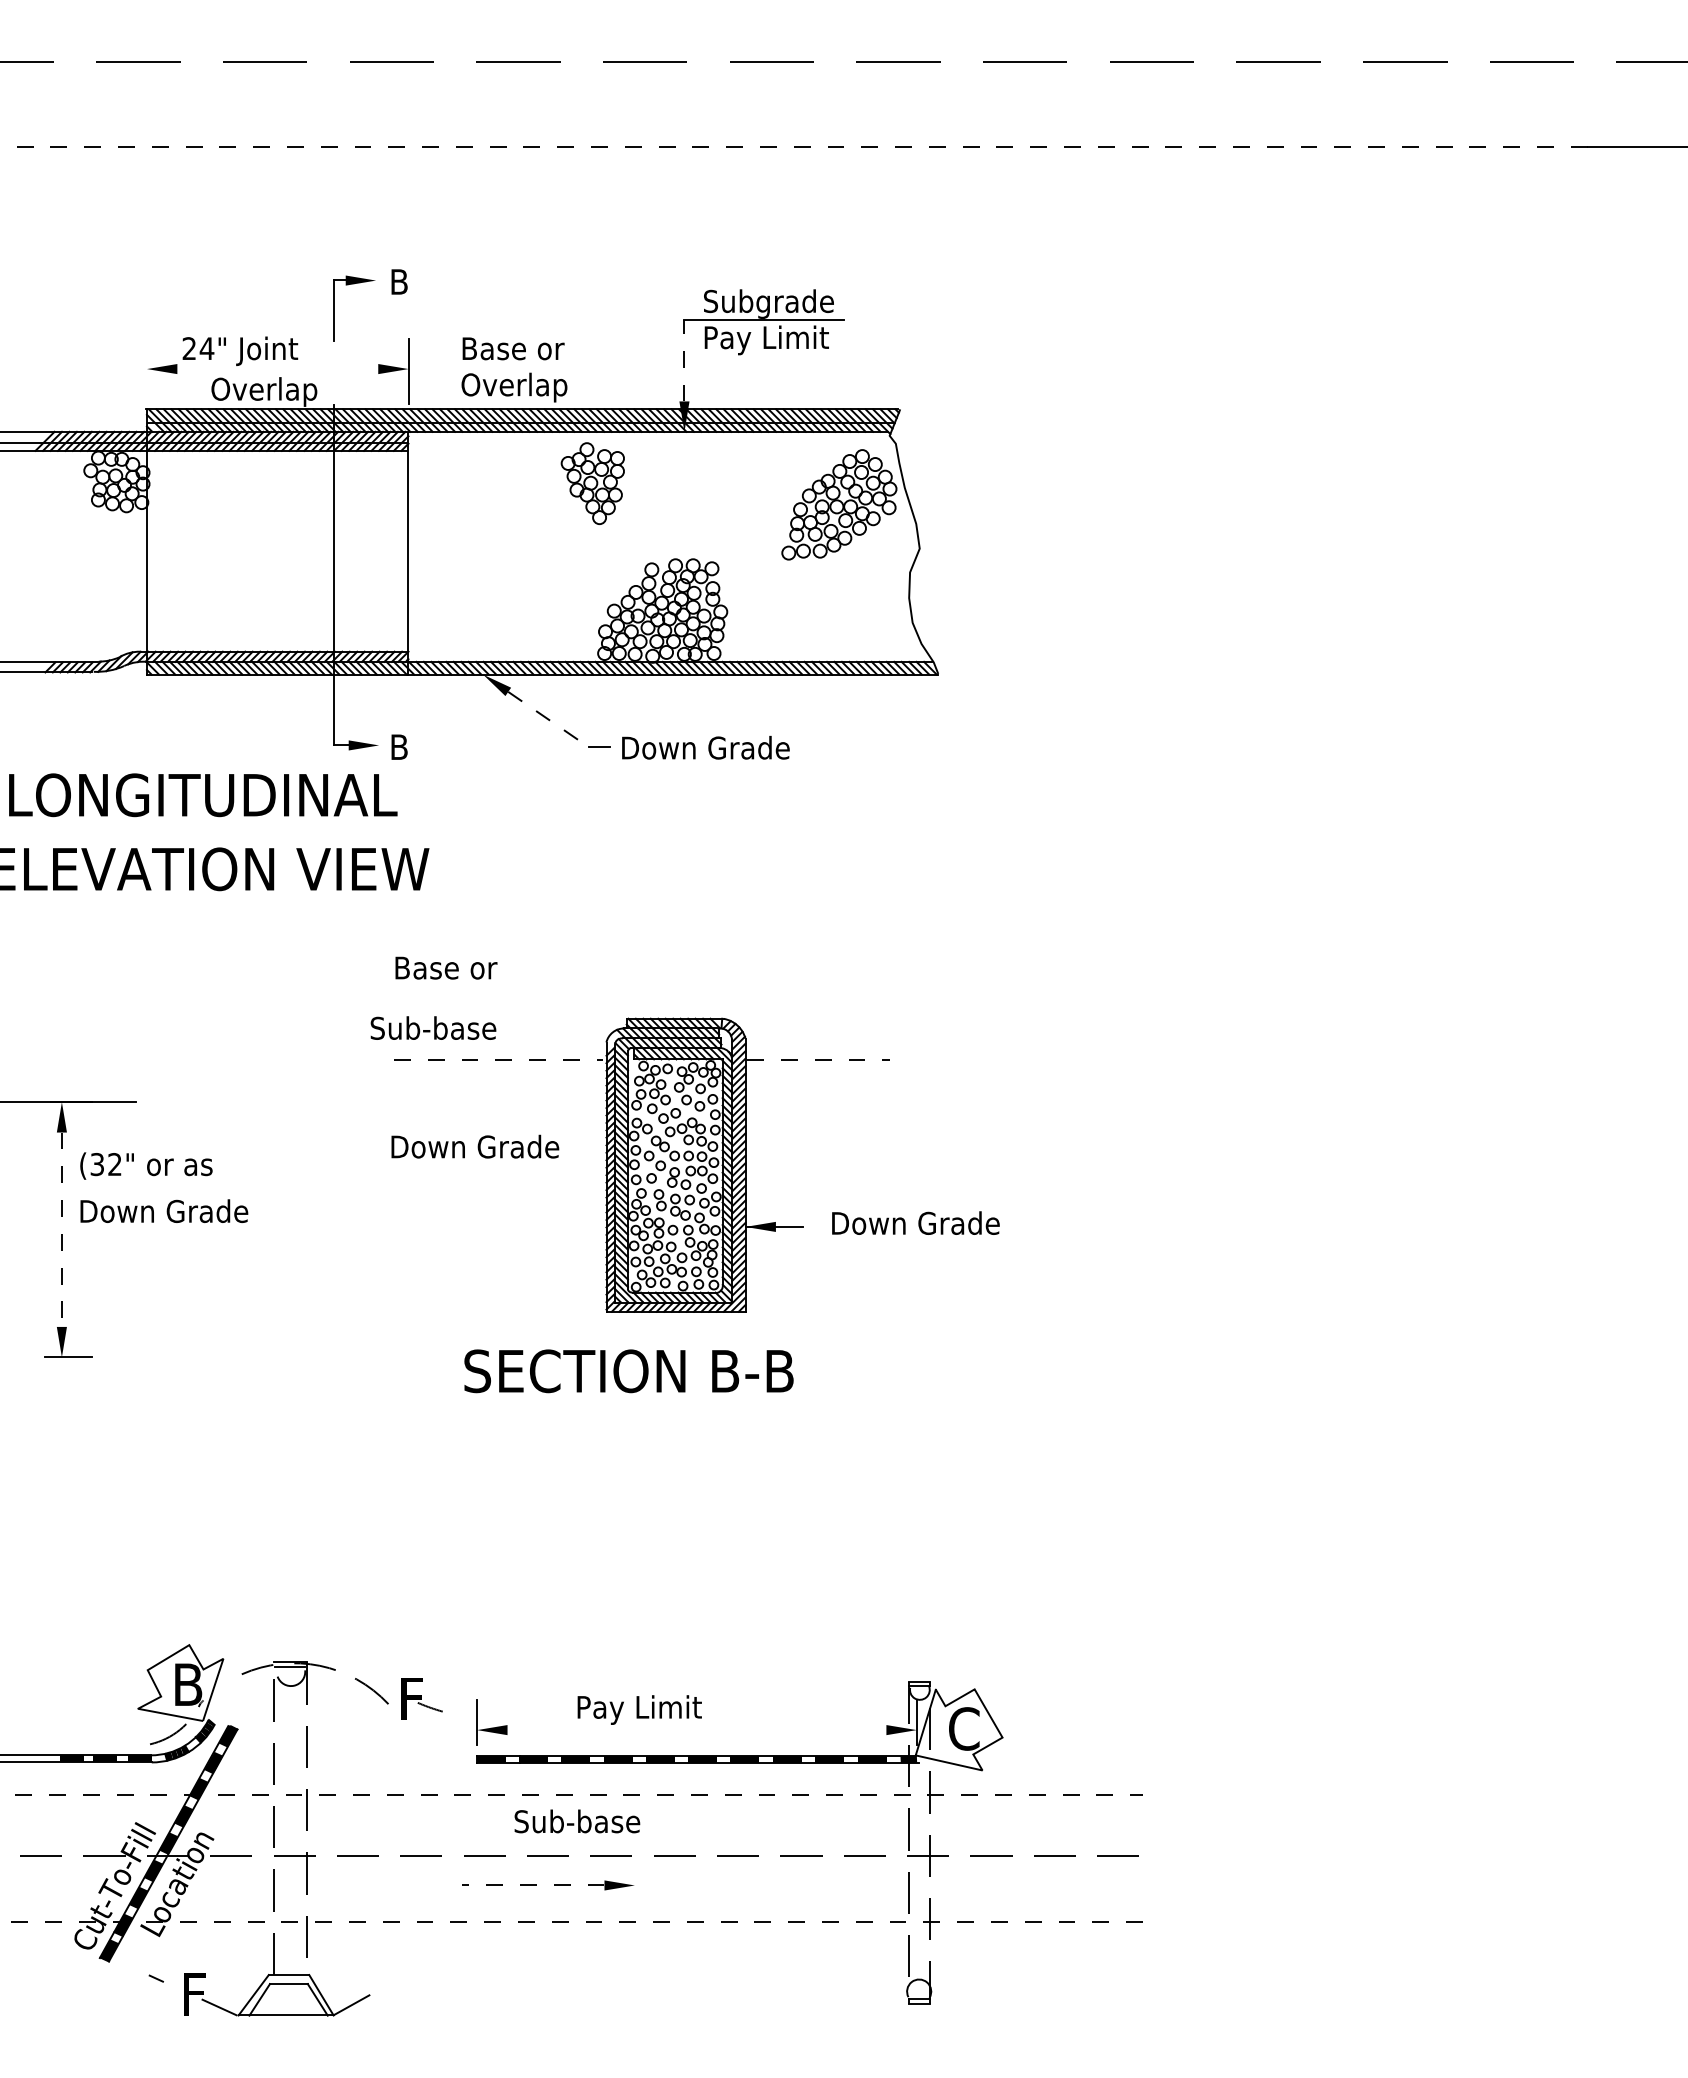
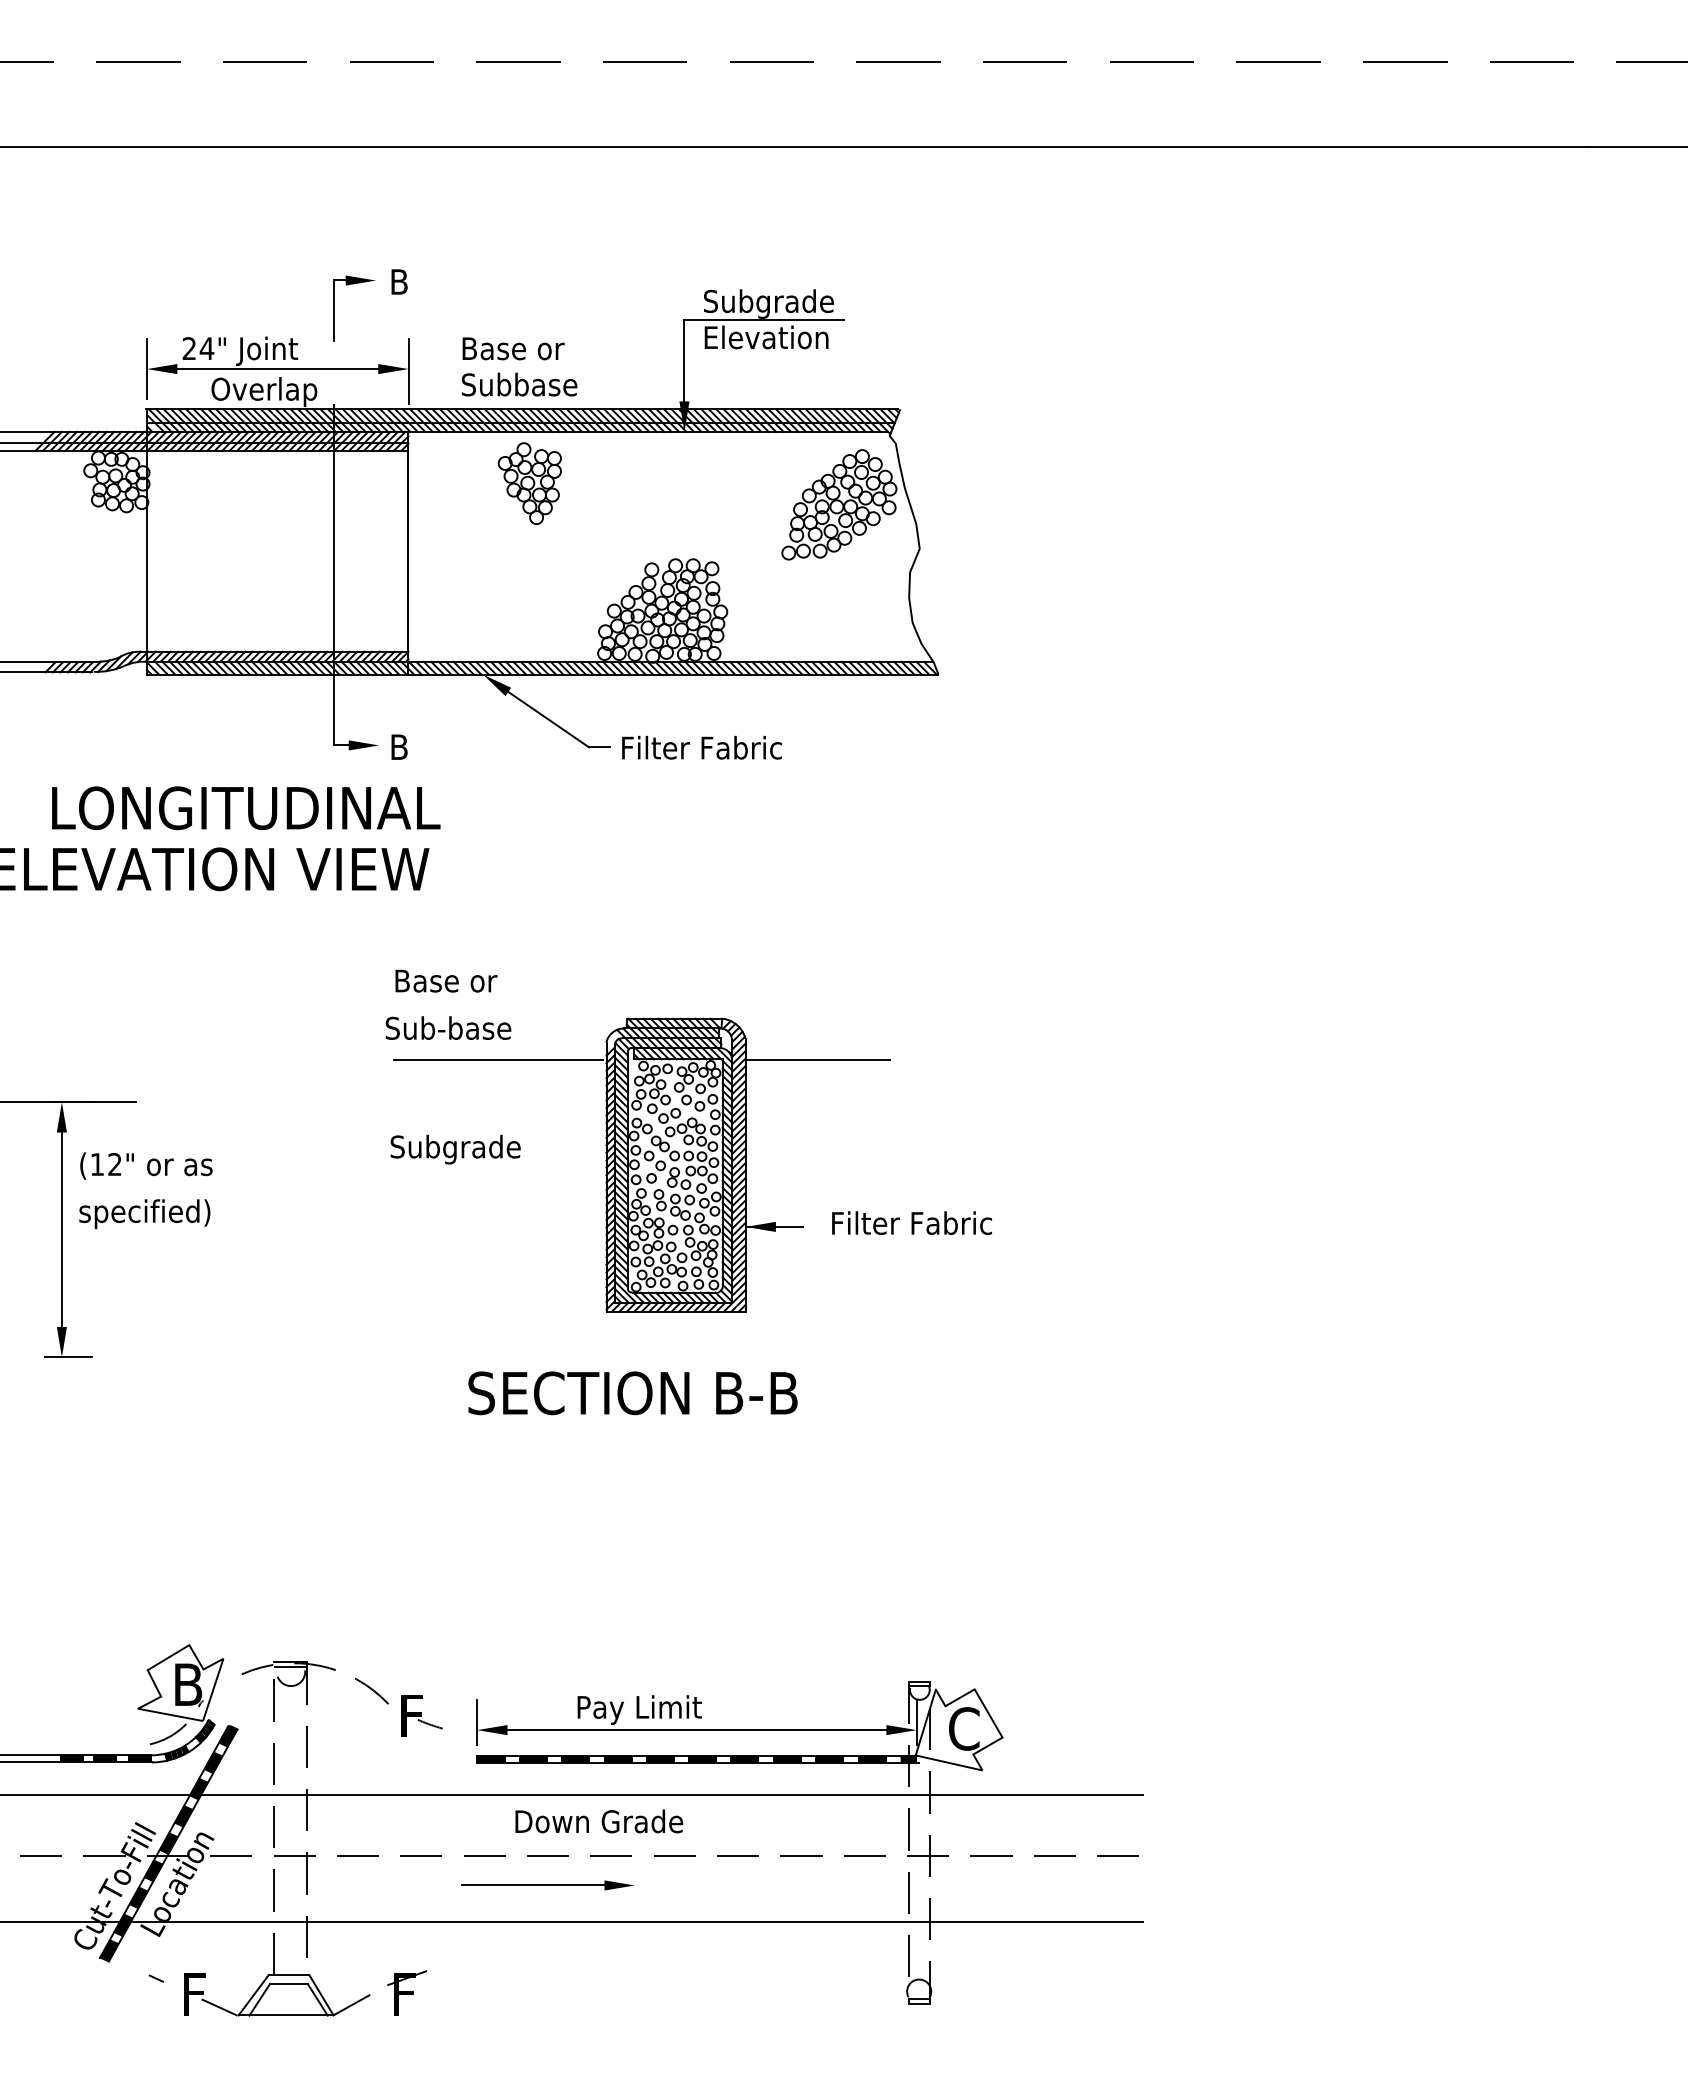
line: dashed -> solid (793, 146)
text: Pay Limit -> Elevation (767, 340)
line: dashed -> solid (684, 360)
line: none -> present (146, 368)
line: none -> present (277, 369)
text: Overlap -> Subbase (519, 387)
part position: (592, 483) -> (529, 483) (529, 483)
line: dashed -> solid (548, 719)
text: Down Grade -> Filter Fabric (706, 747)
text position: (203, 795) -> (246, 808) (246, 808)
text position: (446, 967) -> (446, 980) (446, 980)
text position: (433, 1027) -> (448, 1027) (448, 1027)
line: dashed -> solid (498, 1059)
line: dashed -> solid (818, 1059)
text: Down Grade -> Subgrade (474, 1149)
text: (32" -> (12" (96, 1164)
text: Down Grade -> specified) (163, 1214)
text: Down Grade -> Filter Fabric (916, 1222)
line: dashed -> solid (61, 1230)
text position: (628, 1371) -> (632, 1393) (632, 1393)
part position: (421, 1698) -> (421, 1715) (421, 1715)
line: none -> present (696, 1730)
line: dashed -> solid (572, 1794)
text: Sub-base -> Down Grade (598, 1821)
line: dashed -> solid (532, 1885)
line: dashed -> solid (572, 1922)
part: none -> present (407, 1992)
